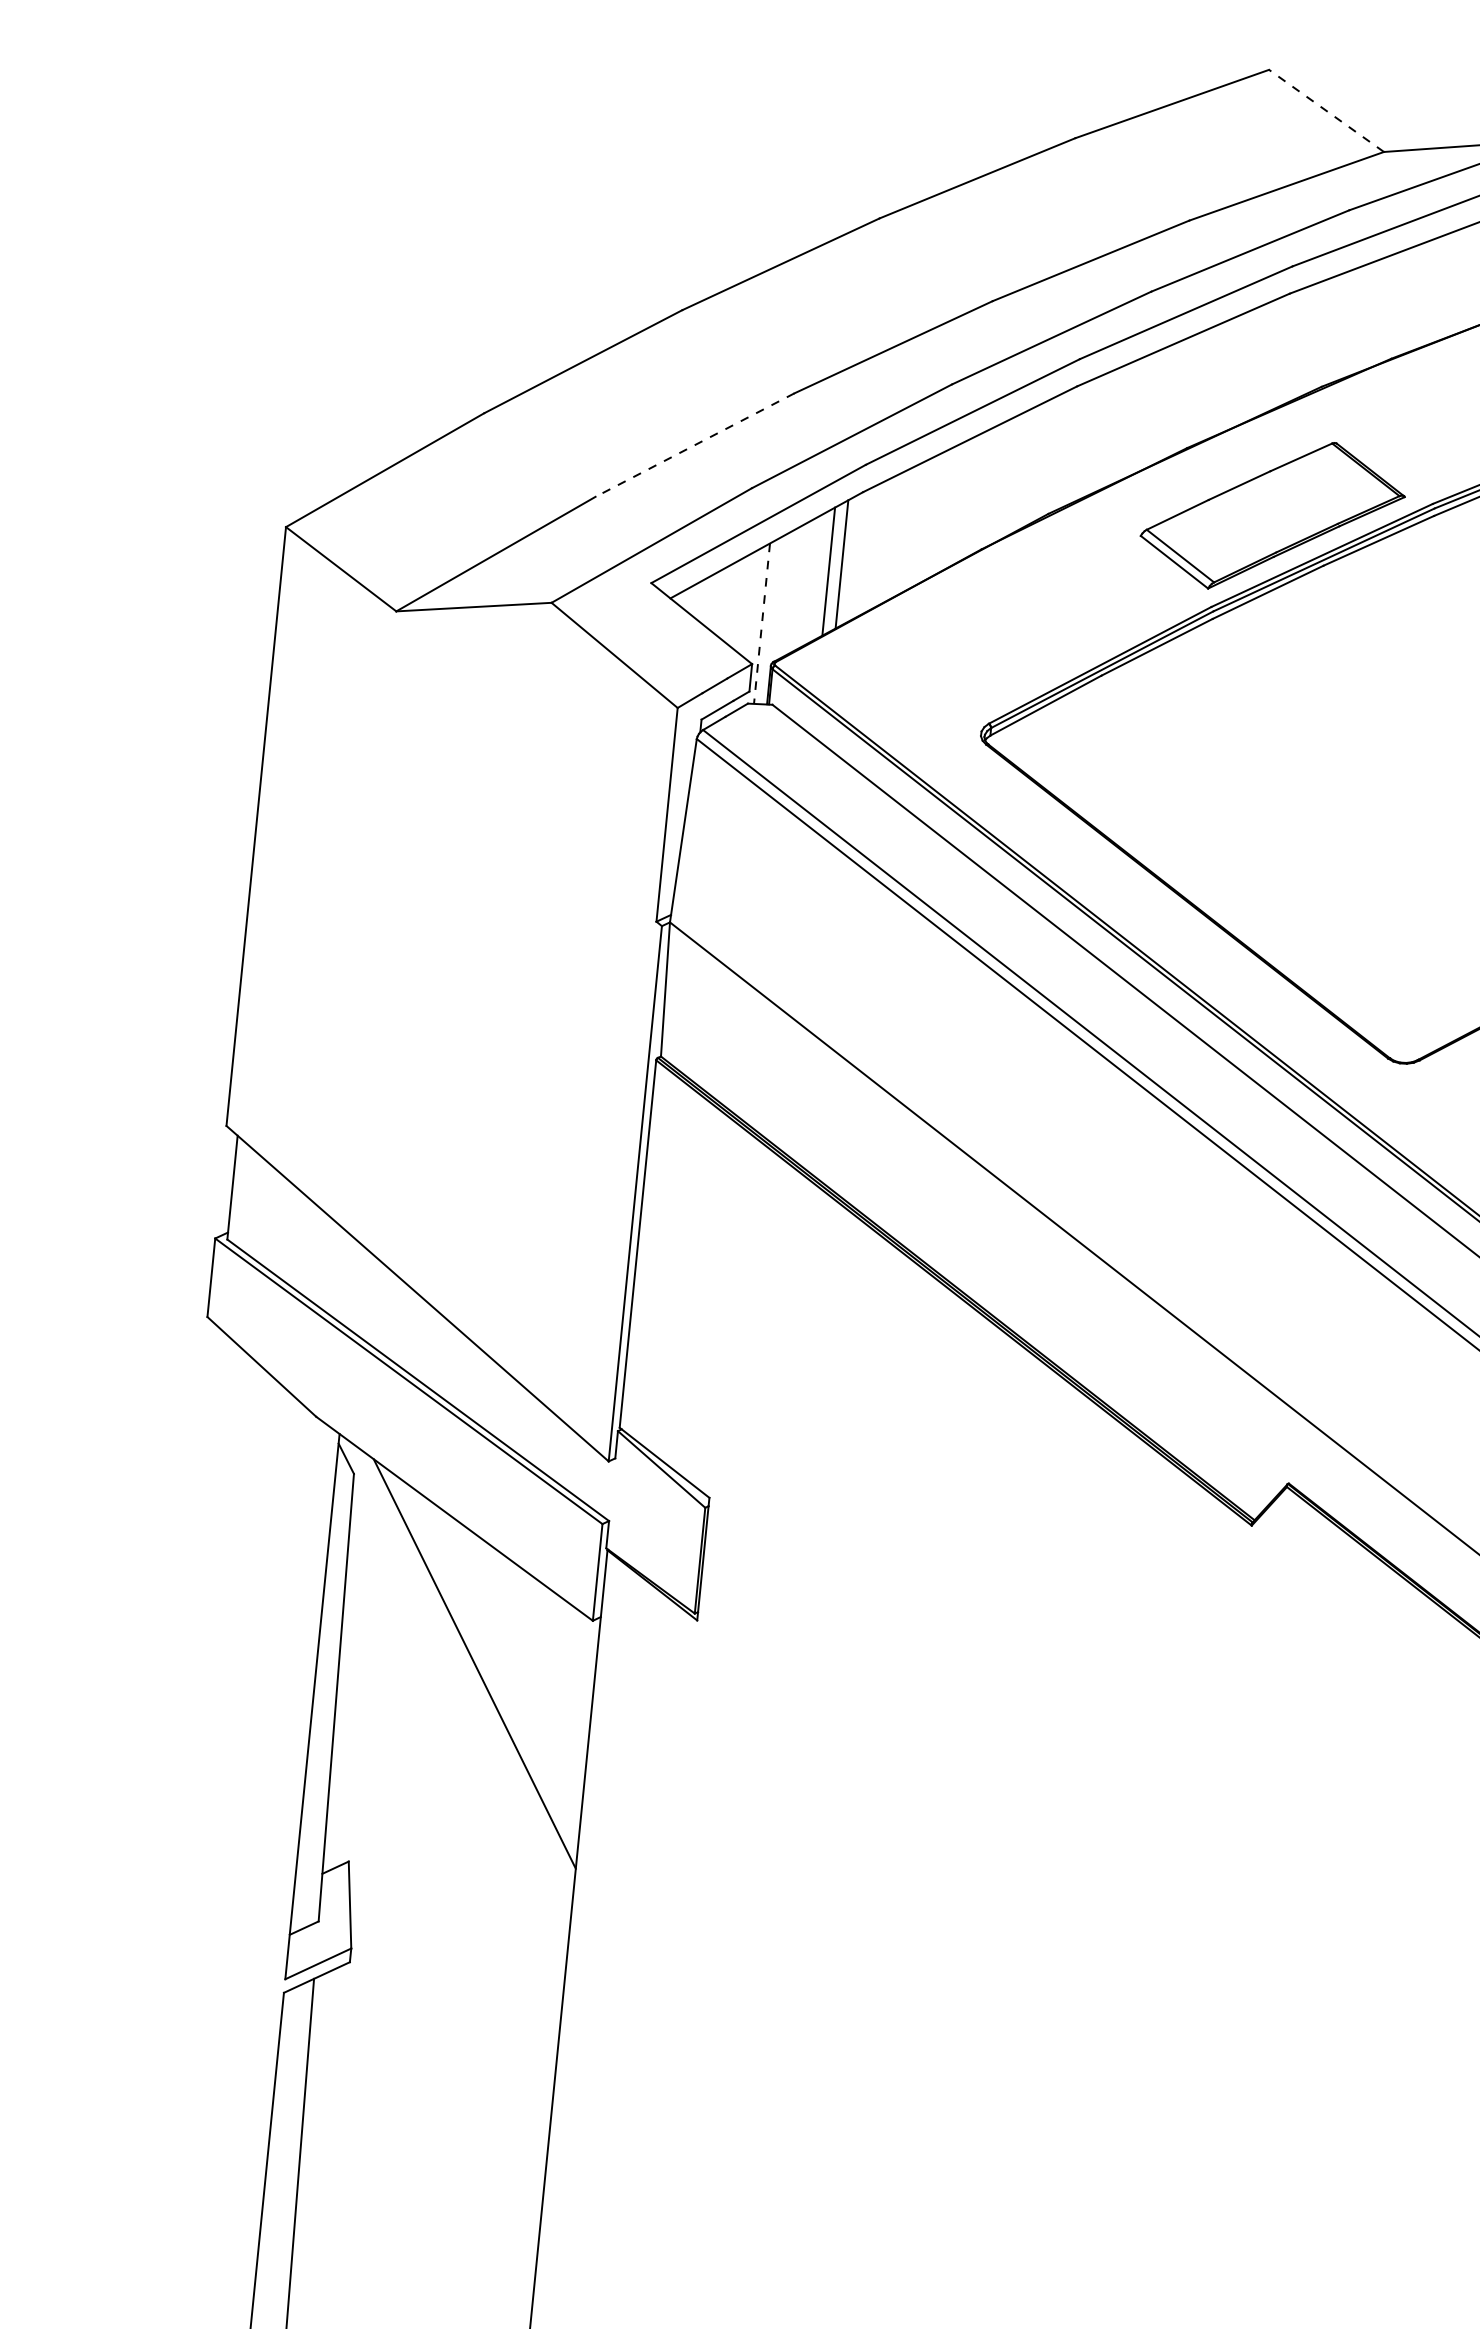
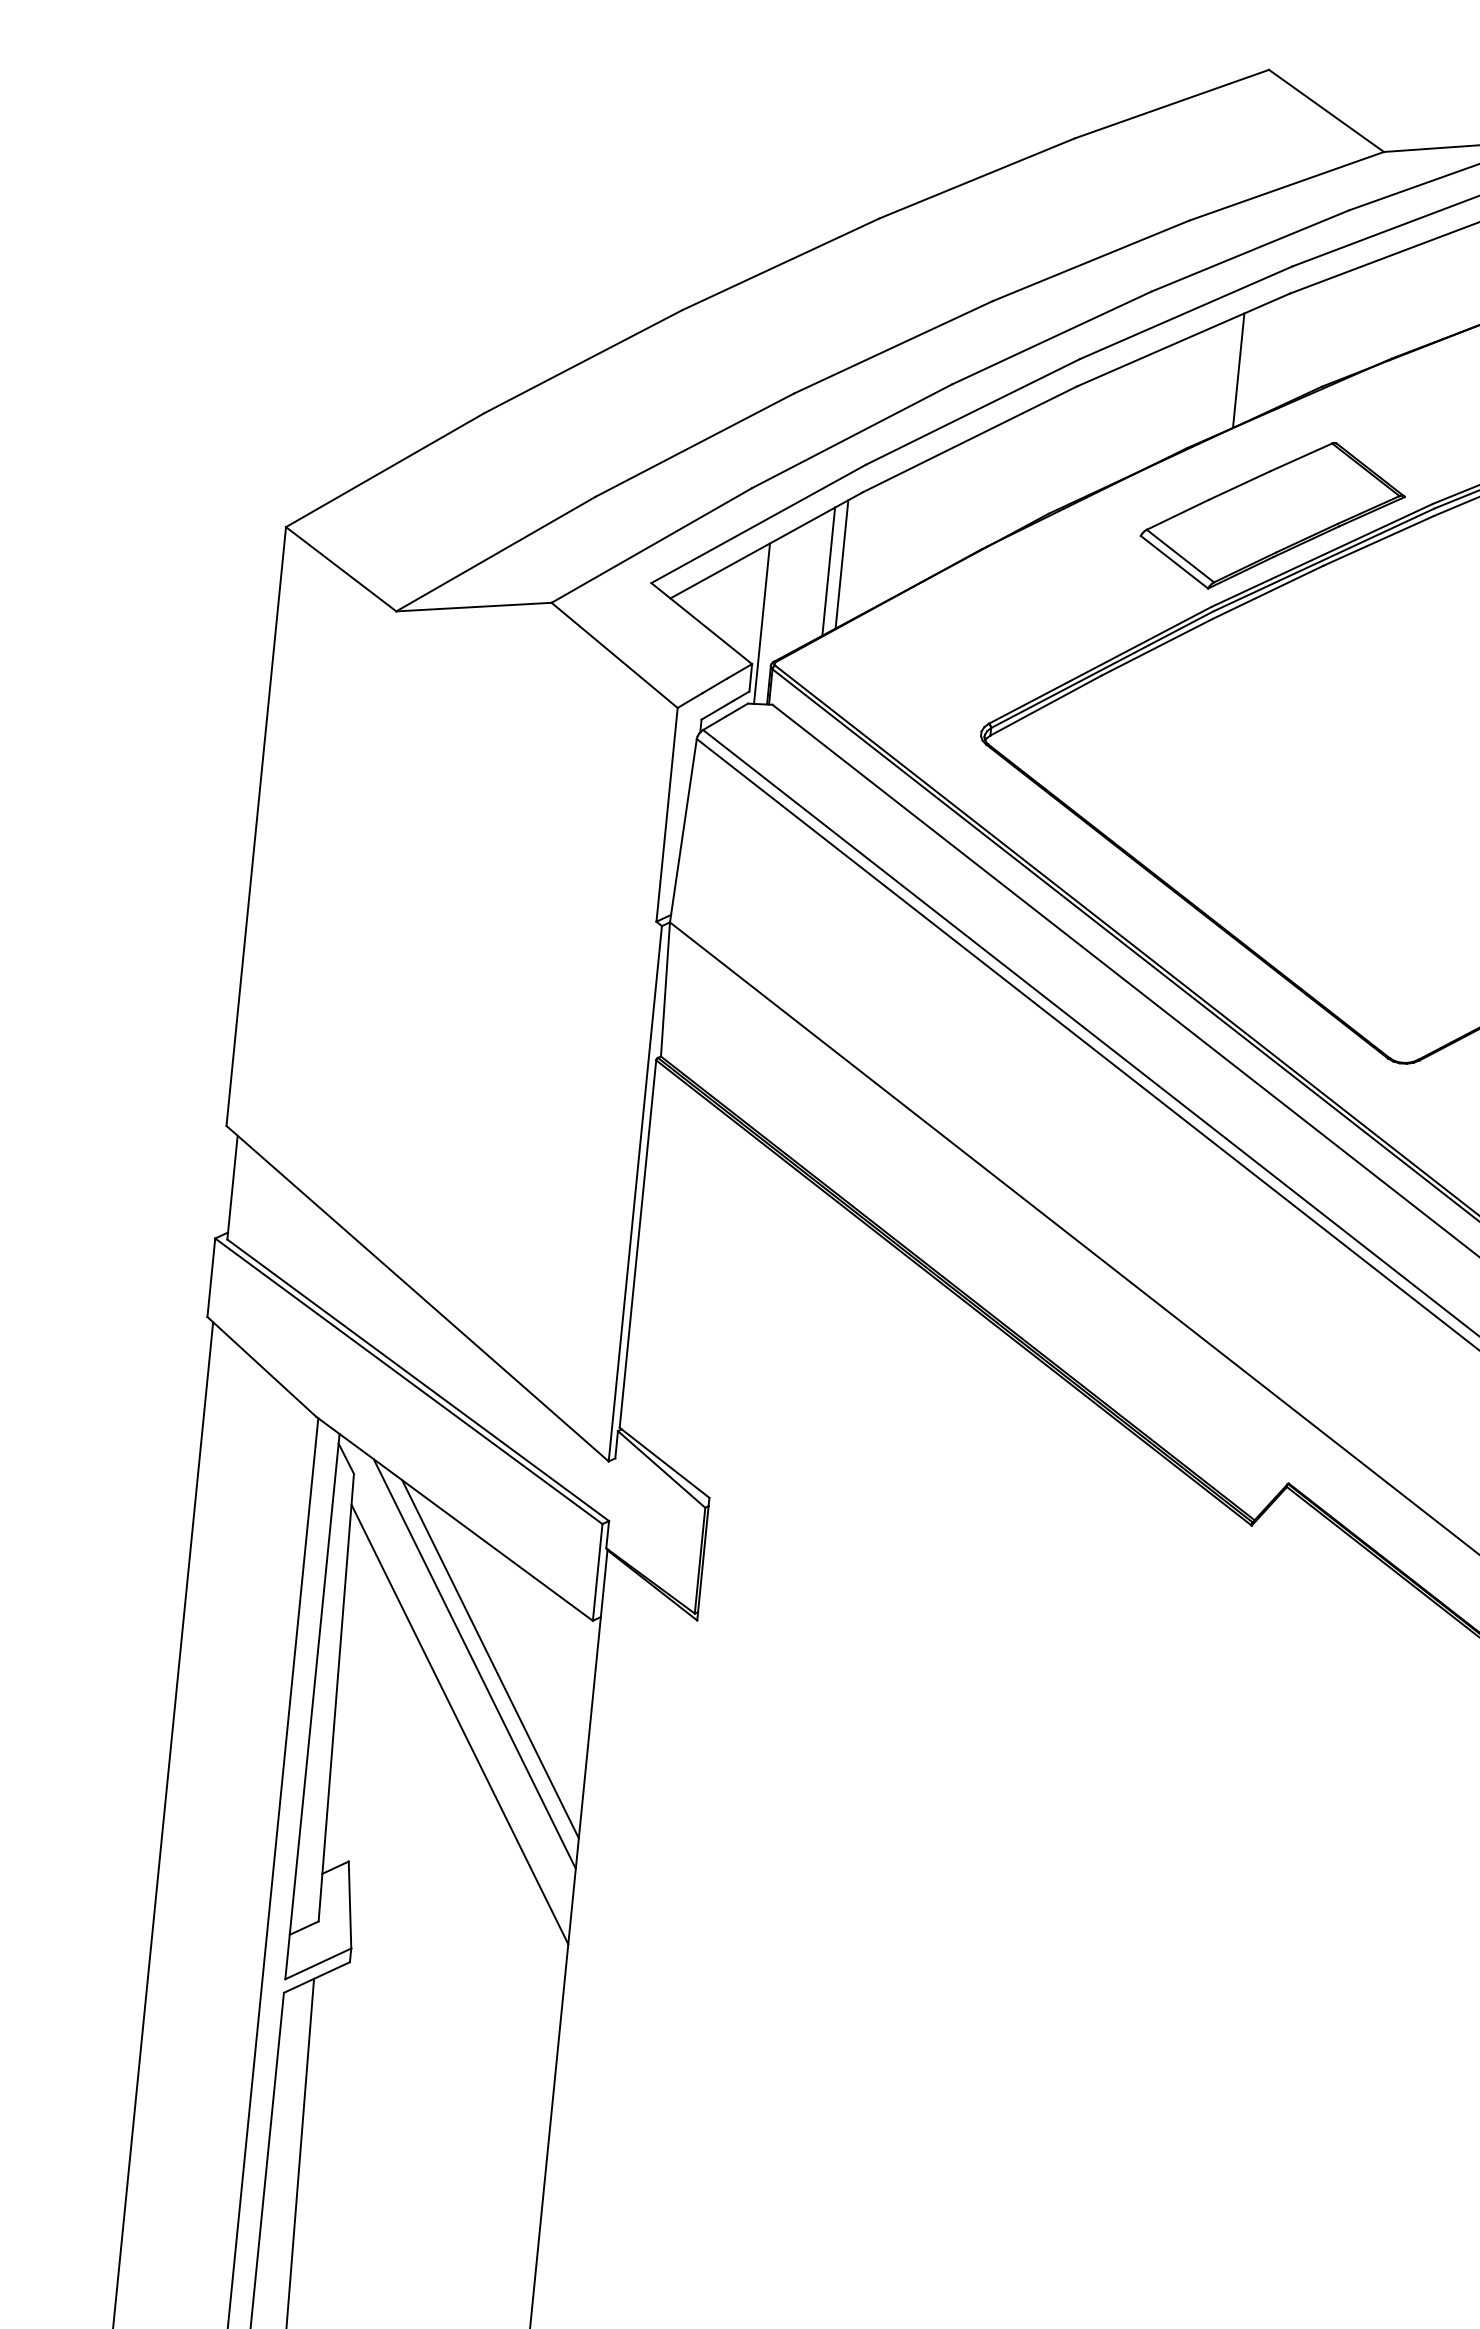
line: dashed -> solid (1326, 110)
line: none -> present (1238, 370)
line: dashed -> solid (694, 445)
line: dashed -> solid (762, 623)
line: none -> present (490, 1659)
line: none -> present (459, 1724)
line: none -> present (163, 1823)
line: none -> present (273, 1871)
